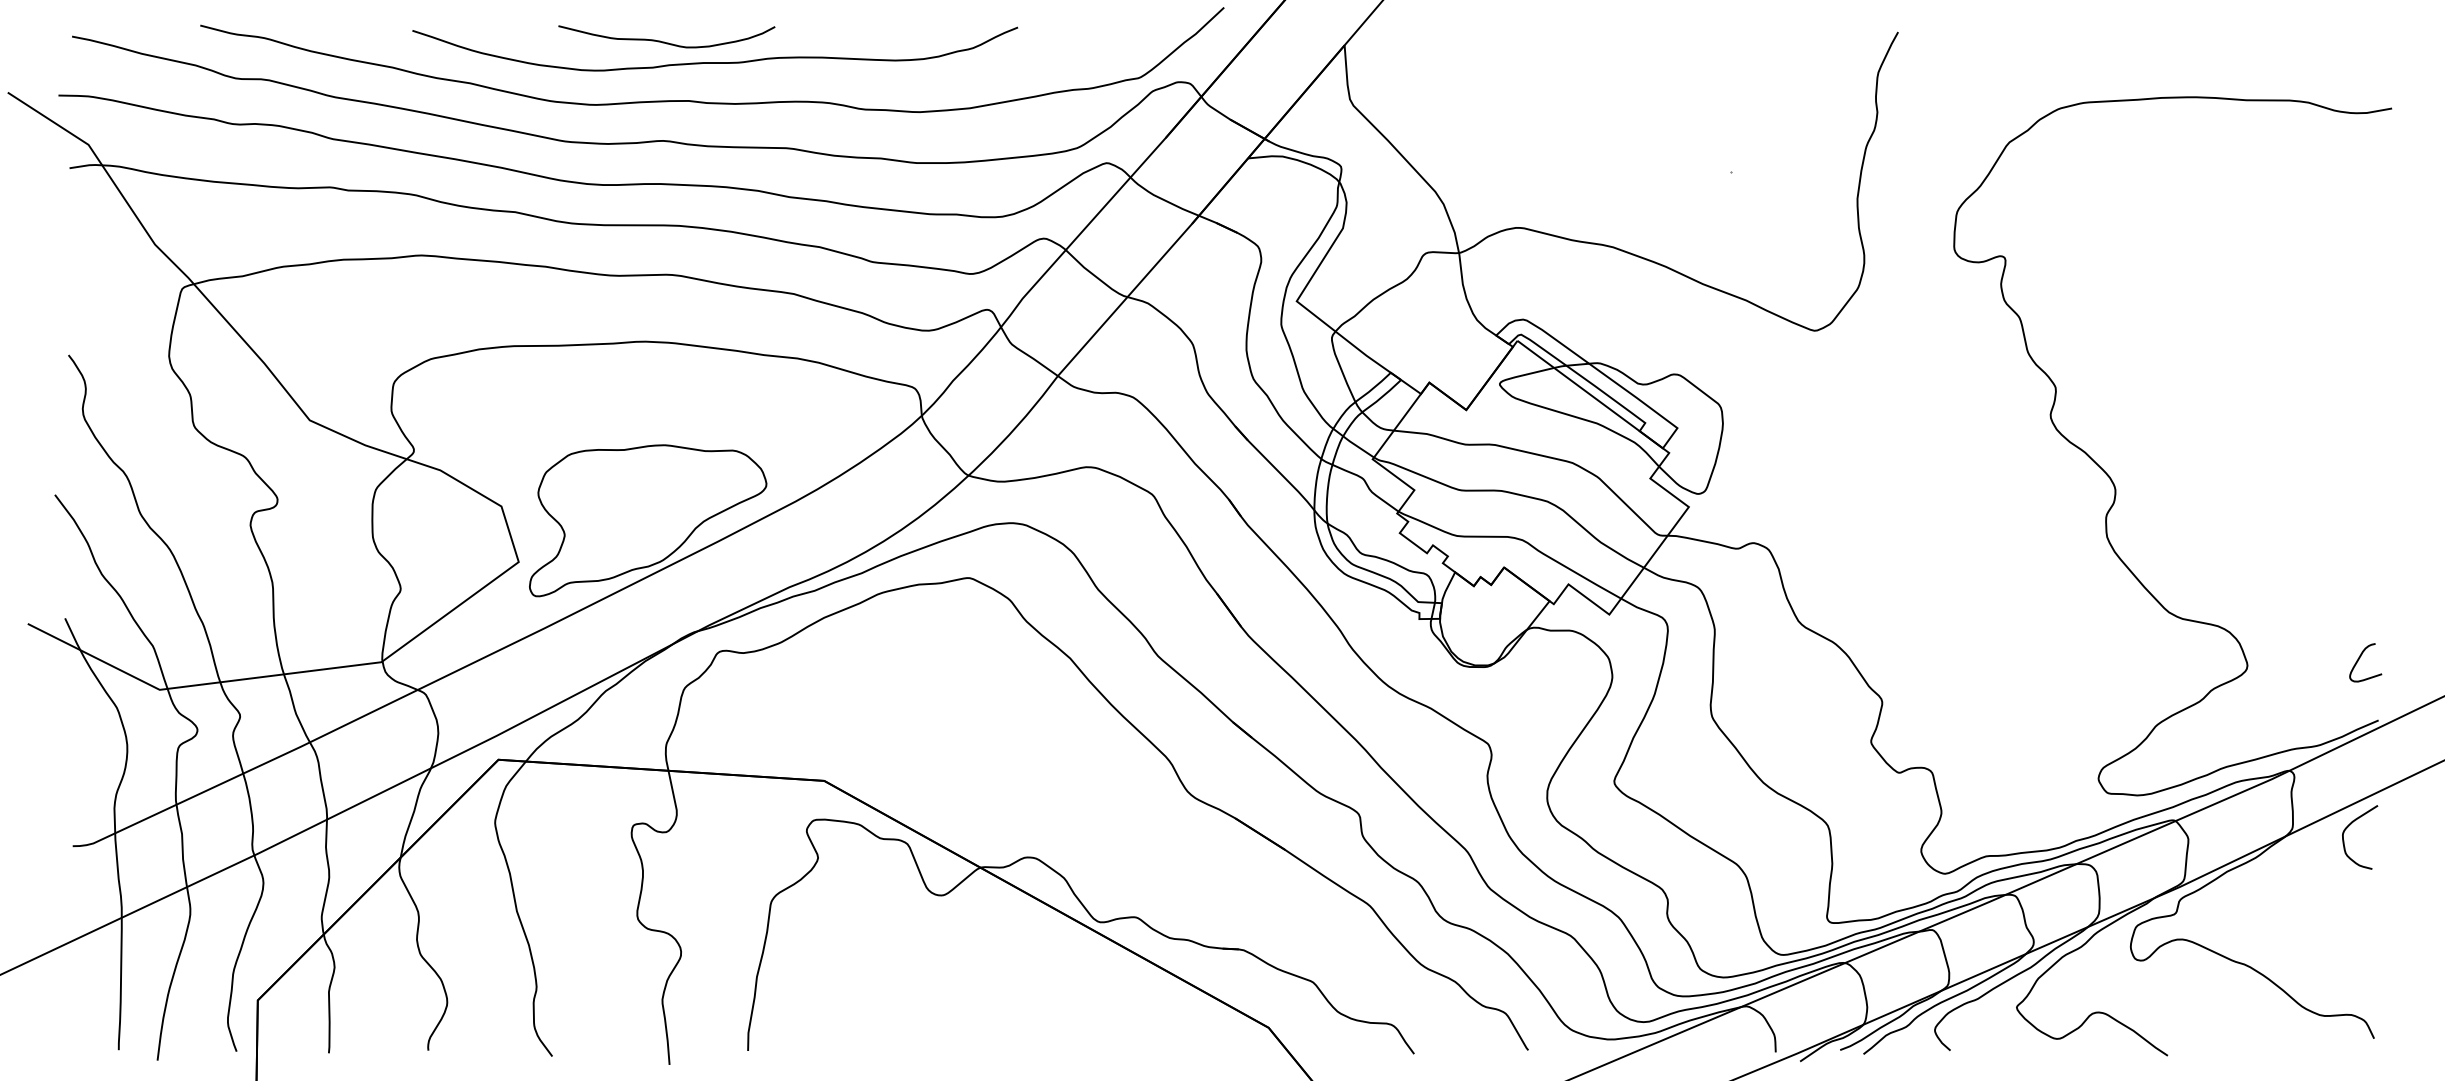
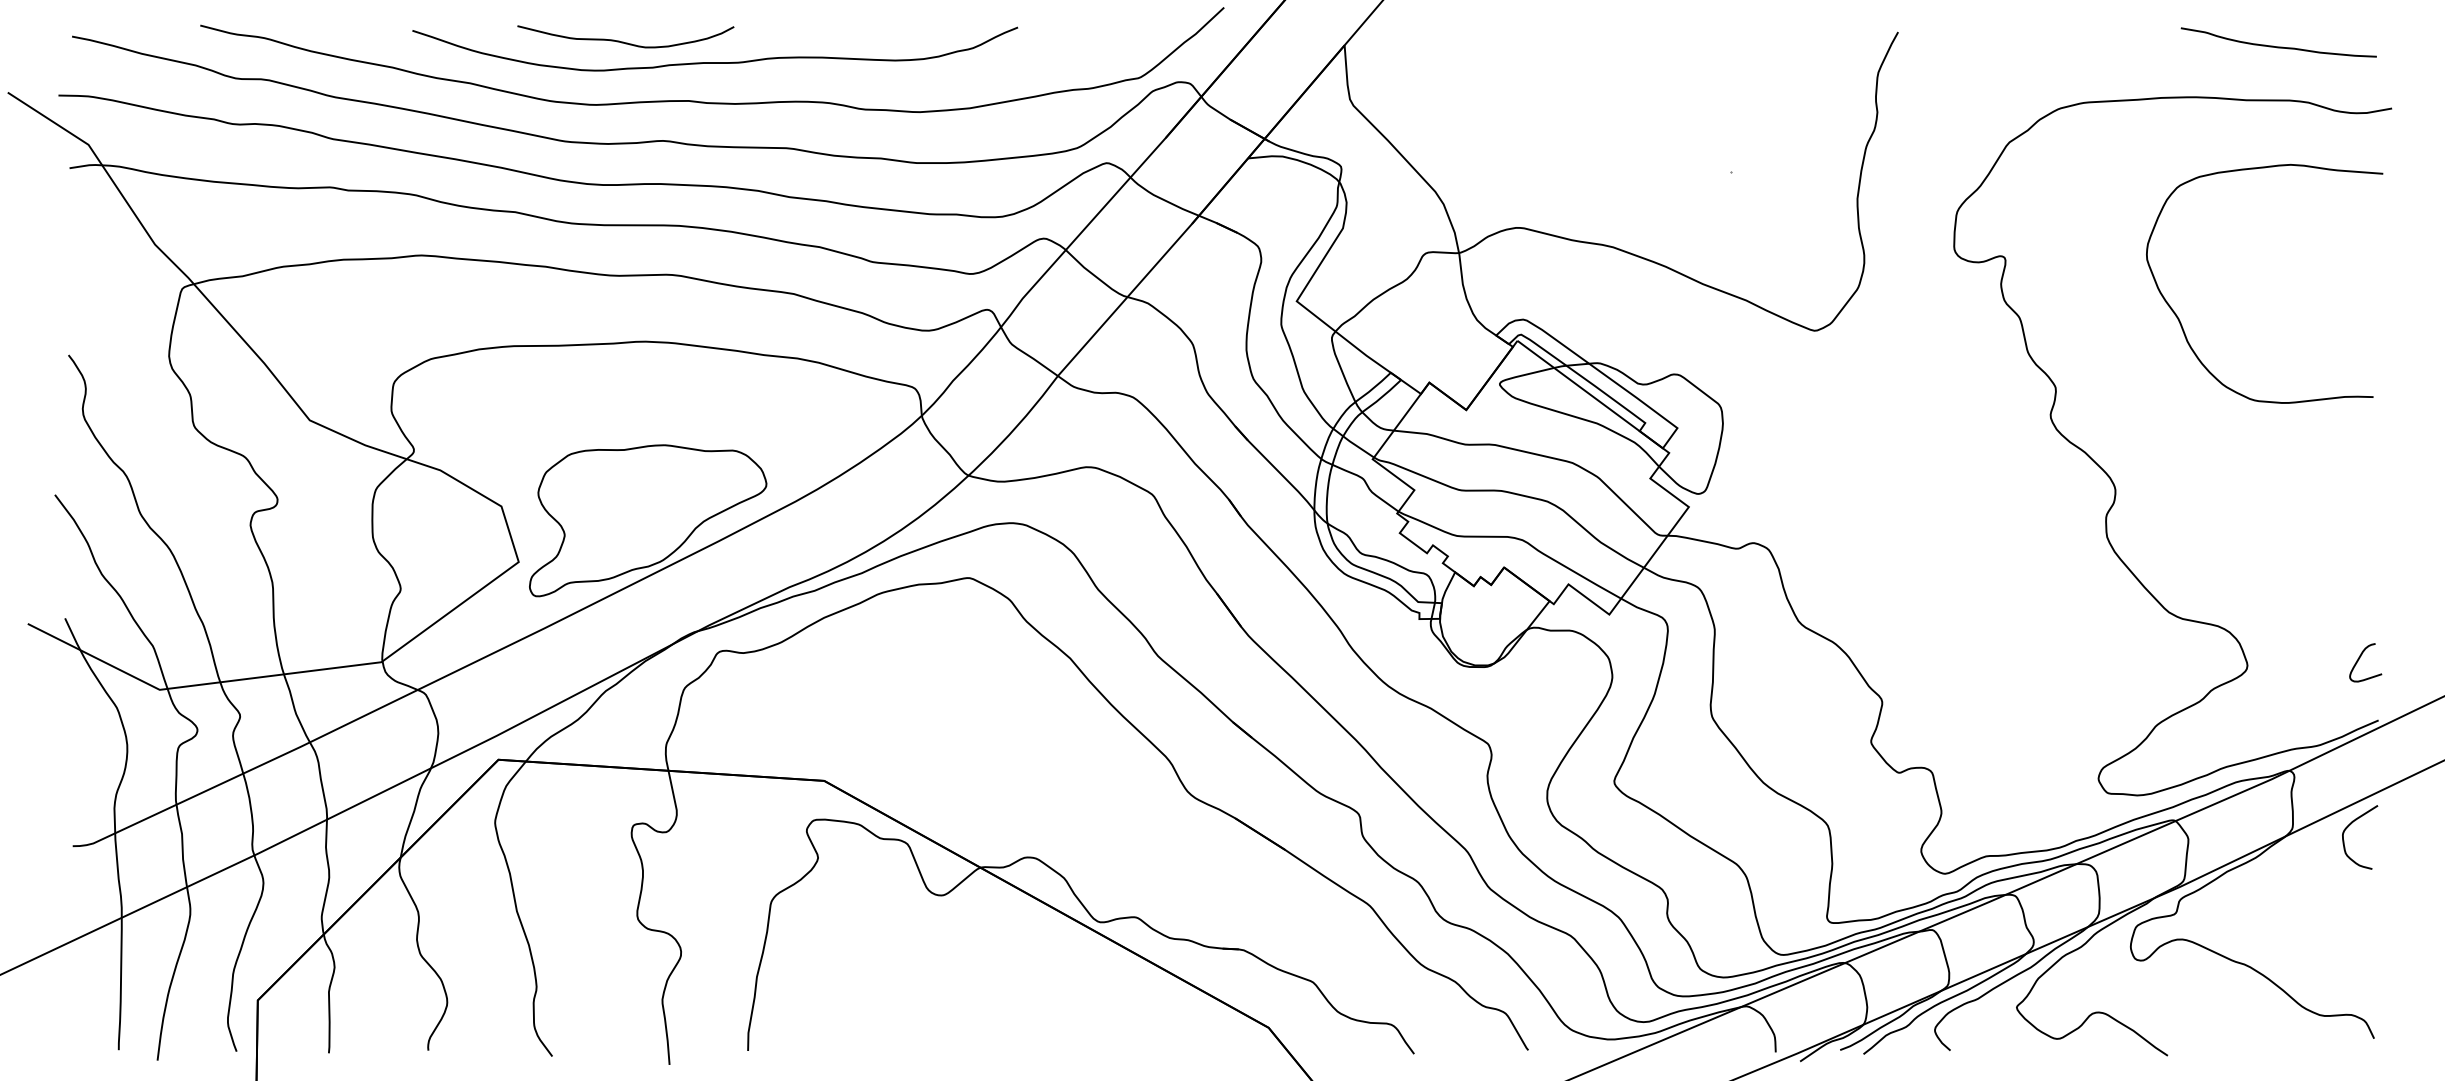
curve position: (664, 41) -> (623, 41) (623, 41)
curve: none -> present (2278, 46)
curve: none -> present (2181, 322)
